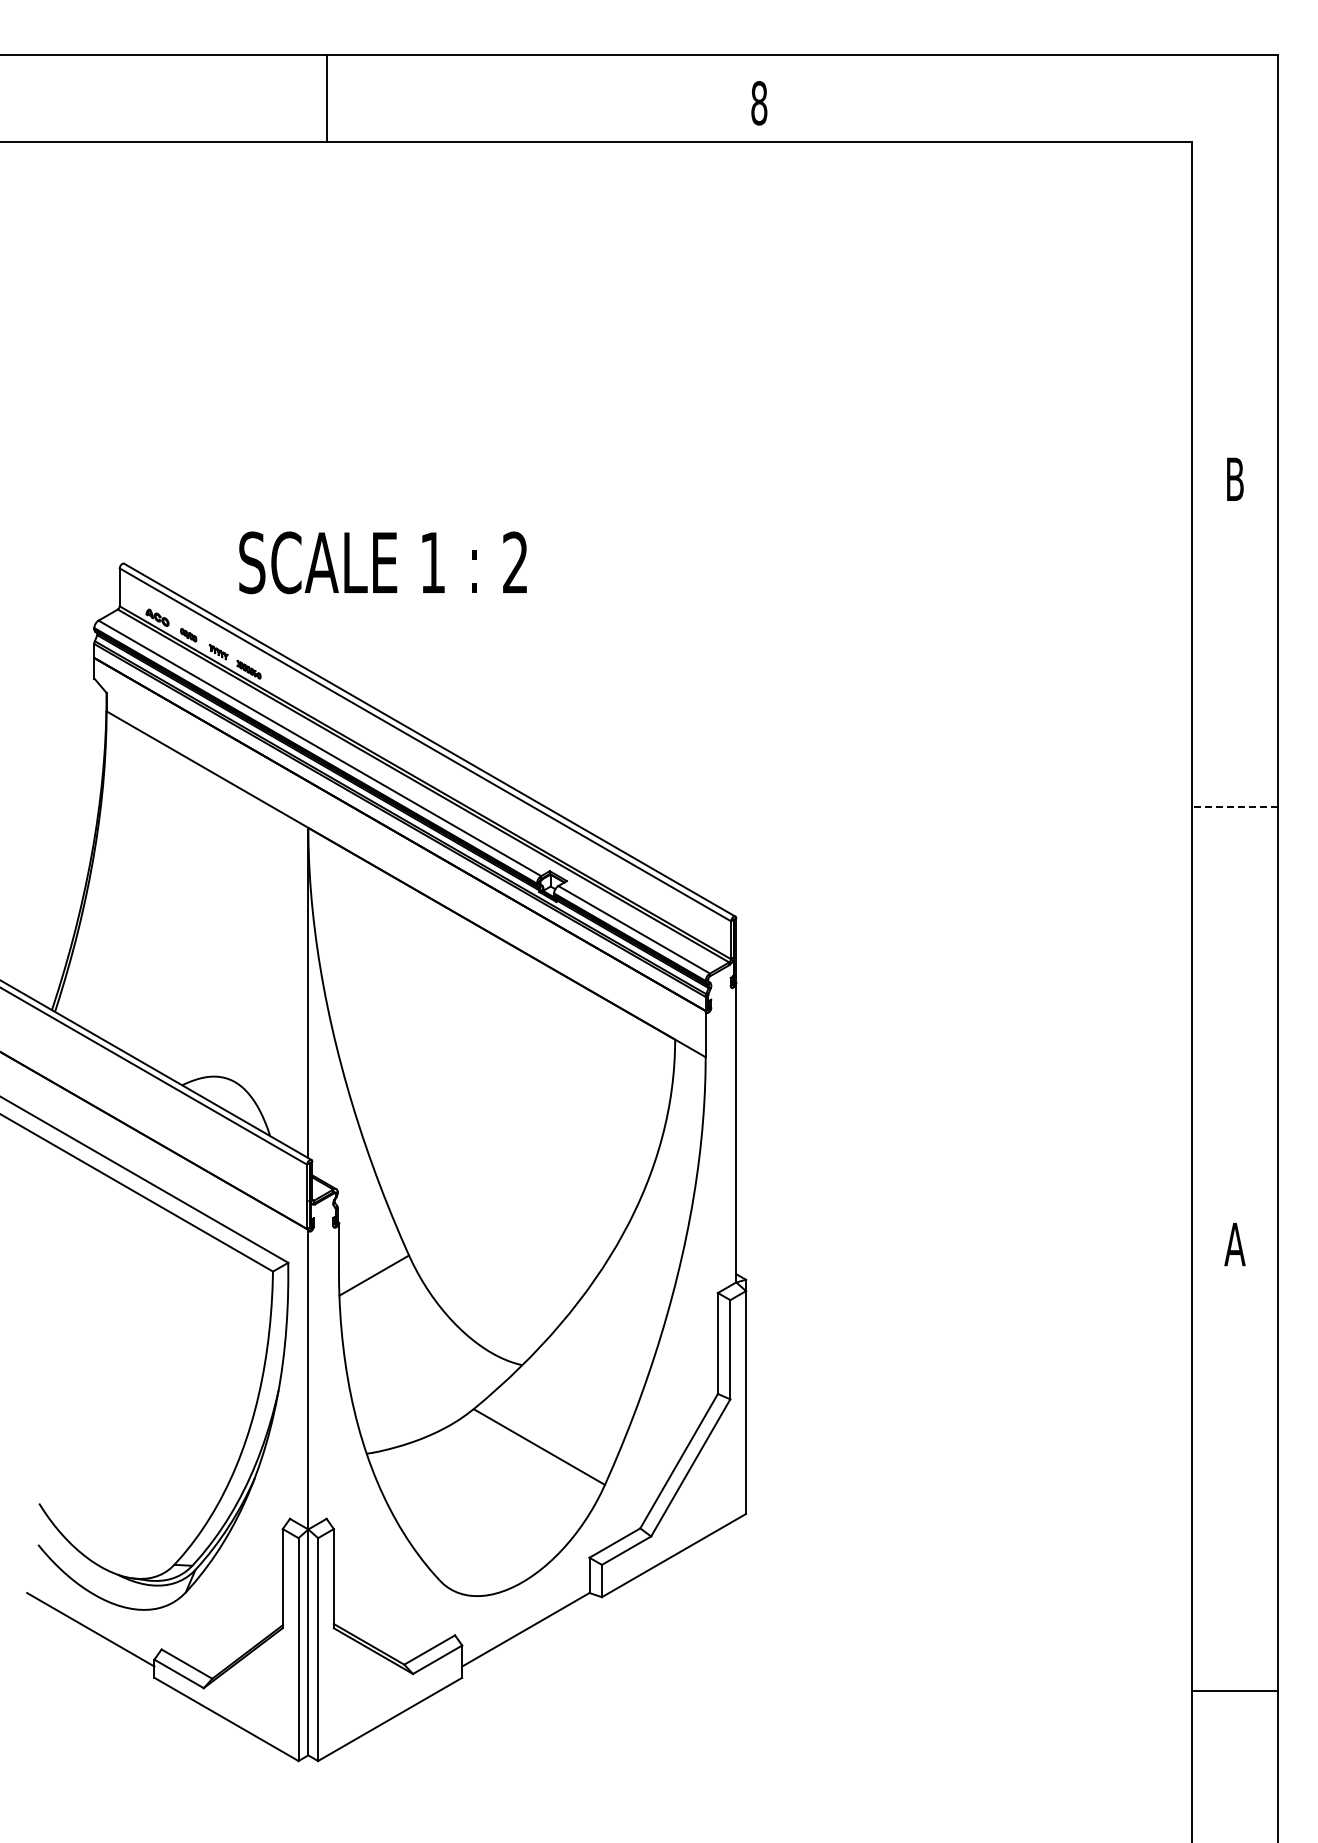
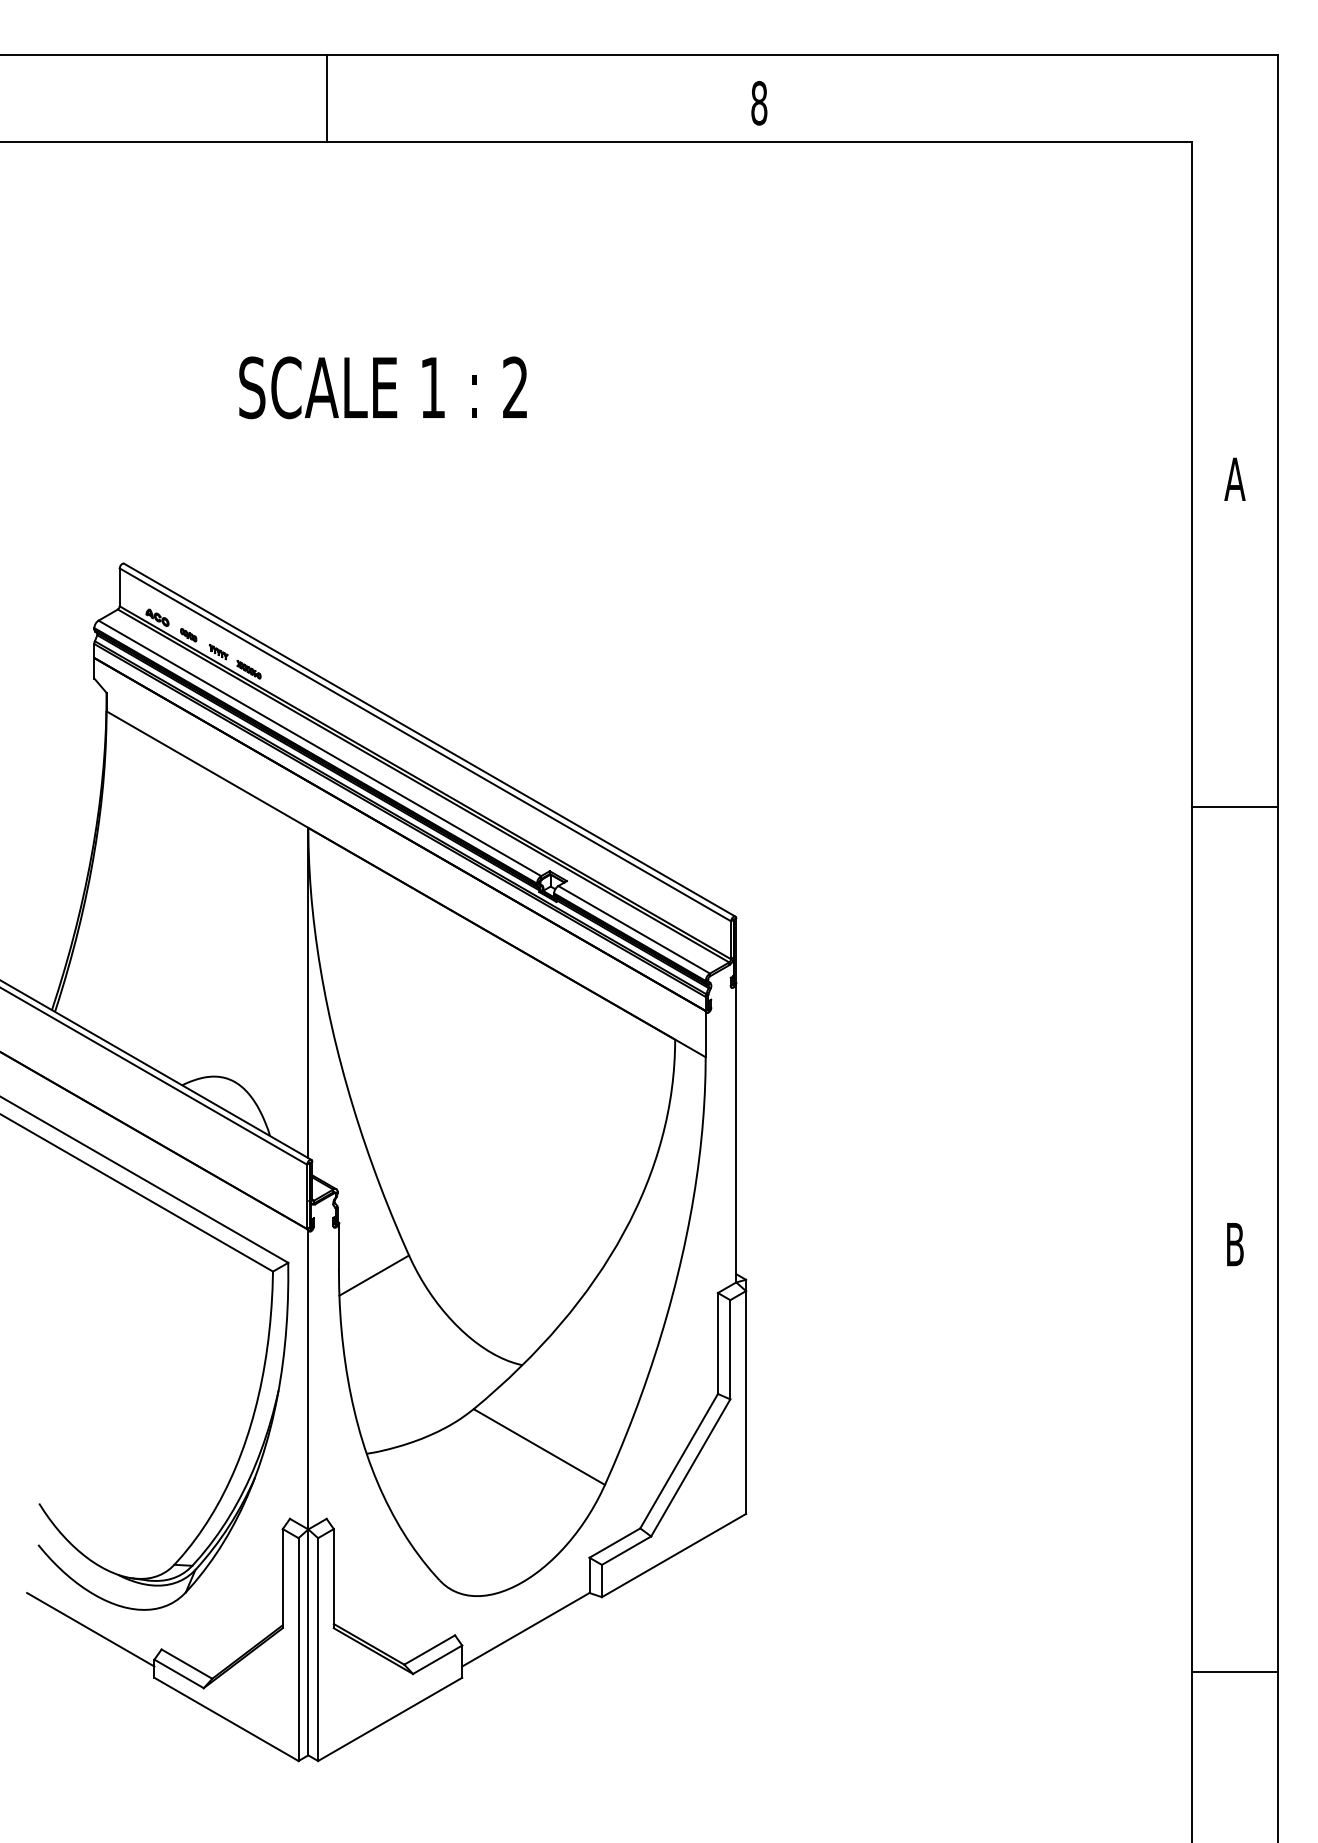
text: B -> A (1234, 478)
text position: (382, 562) -> (382, 387) (382, 387)
line: dashed -> solid (1234, 807)
text: A -> B (1234, 1244)
line position: (1234, 1691) -> (1234, 1672) (1234, 1672)
